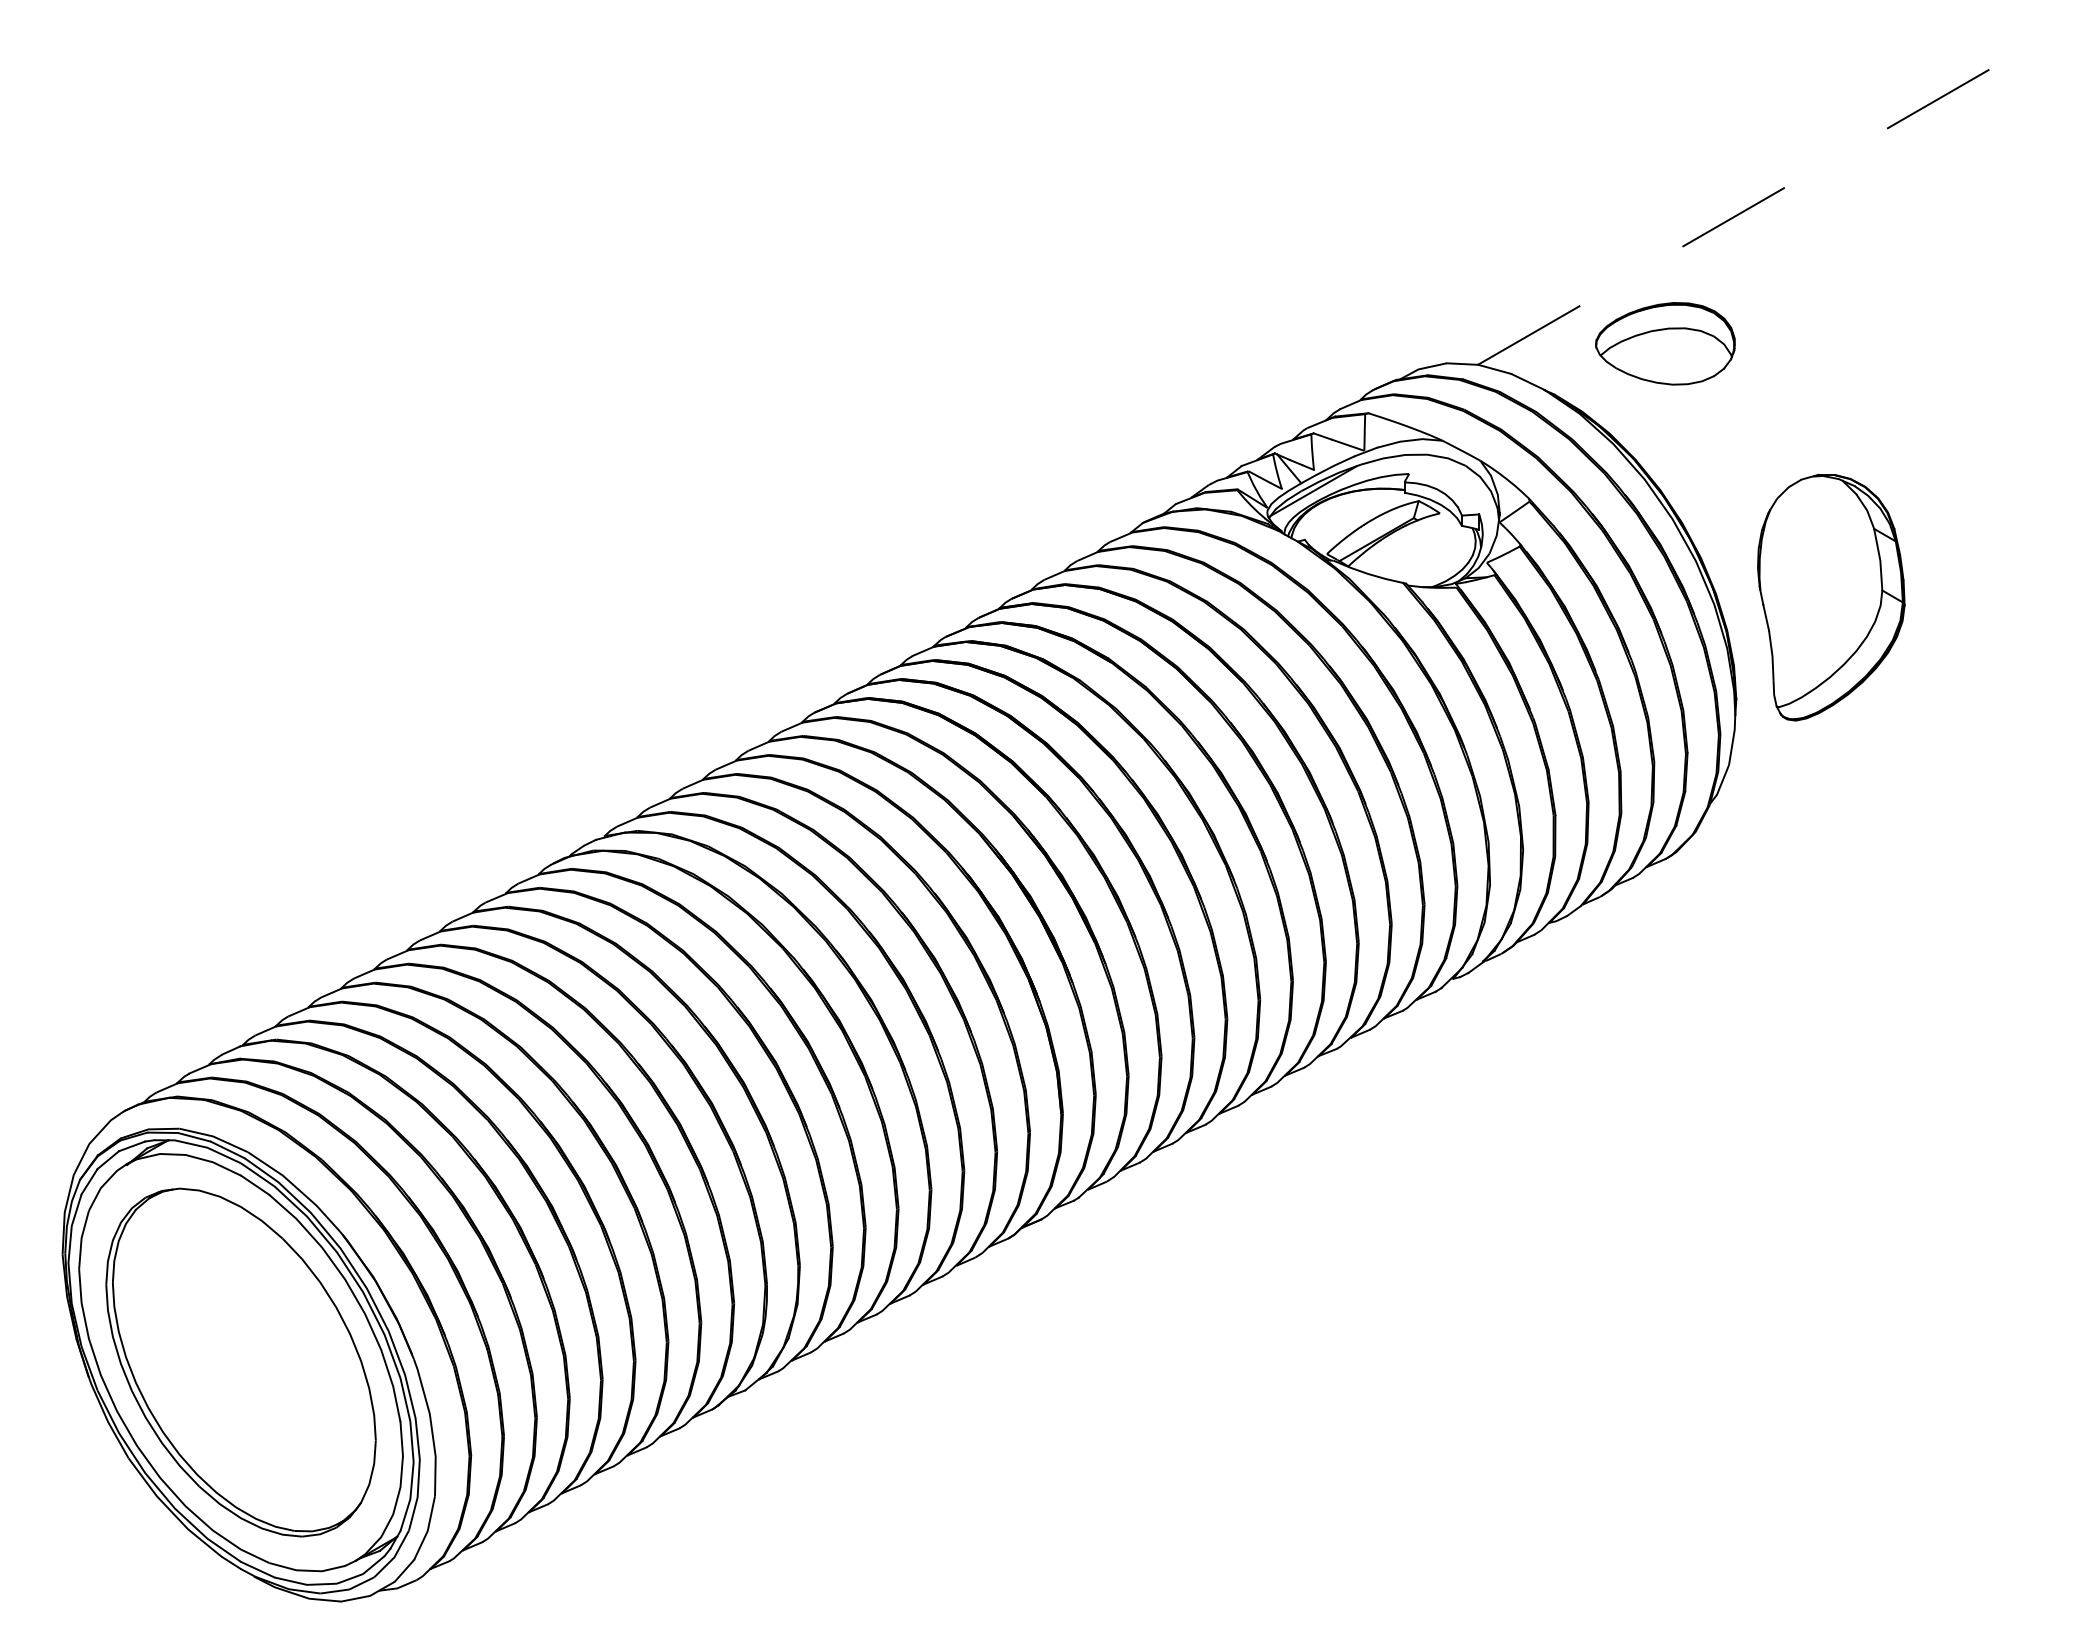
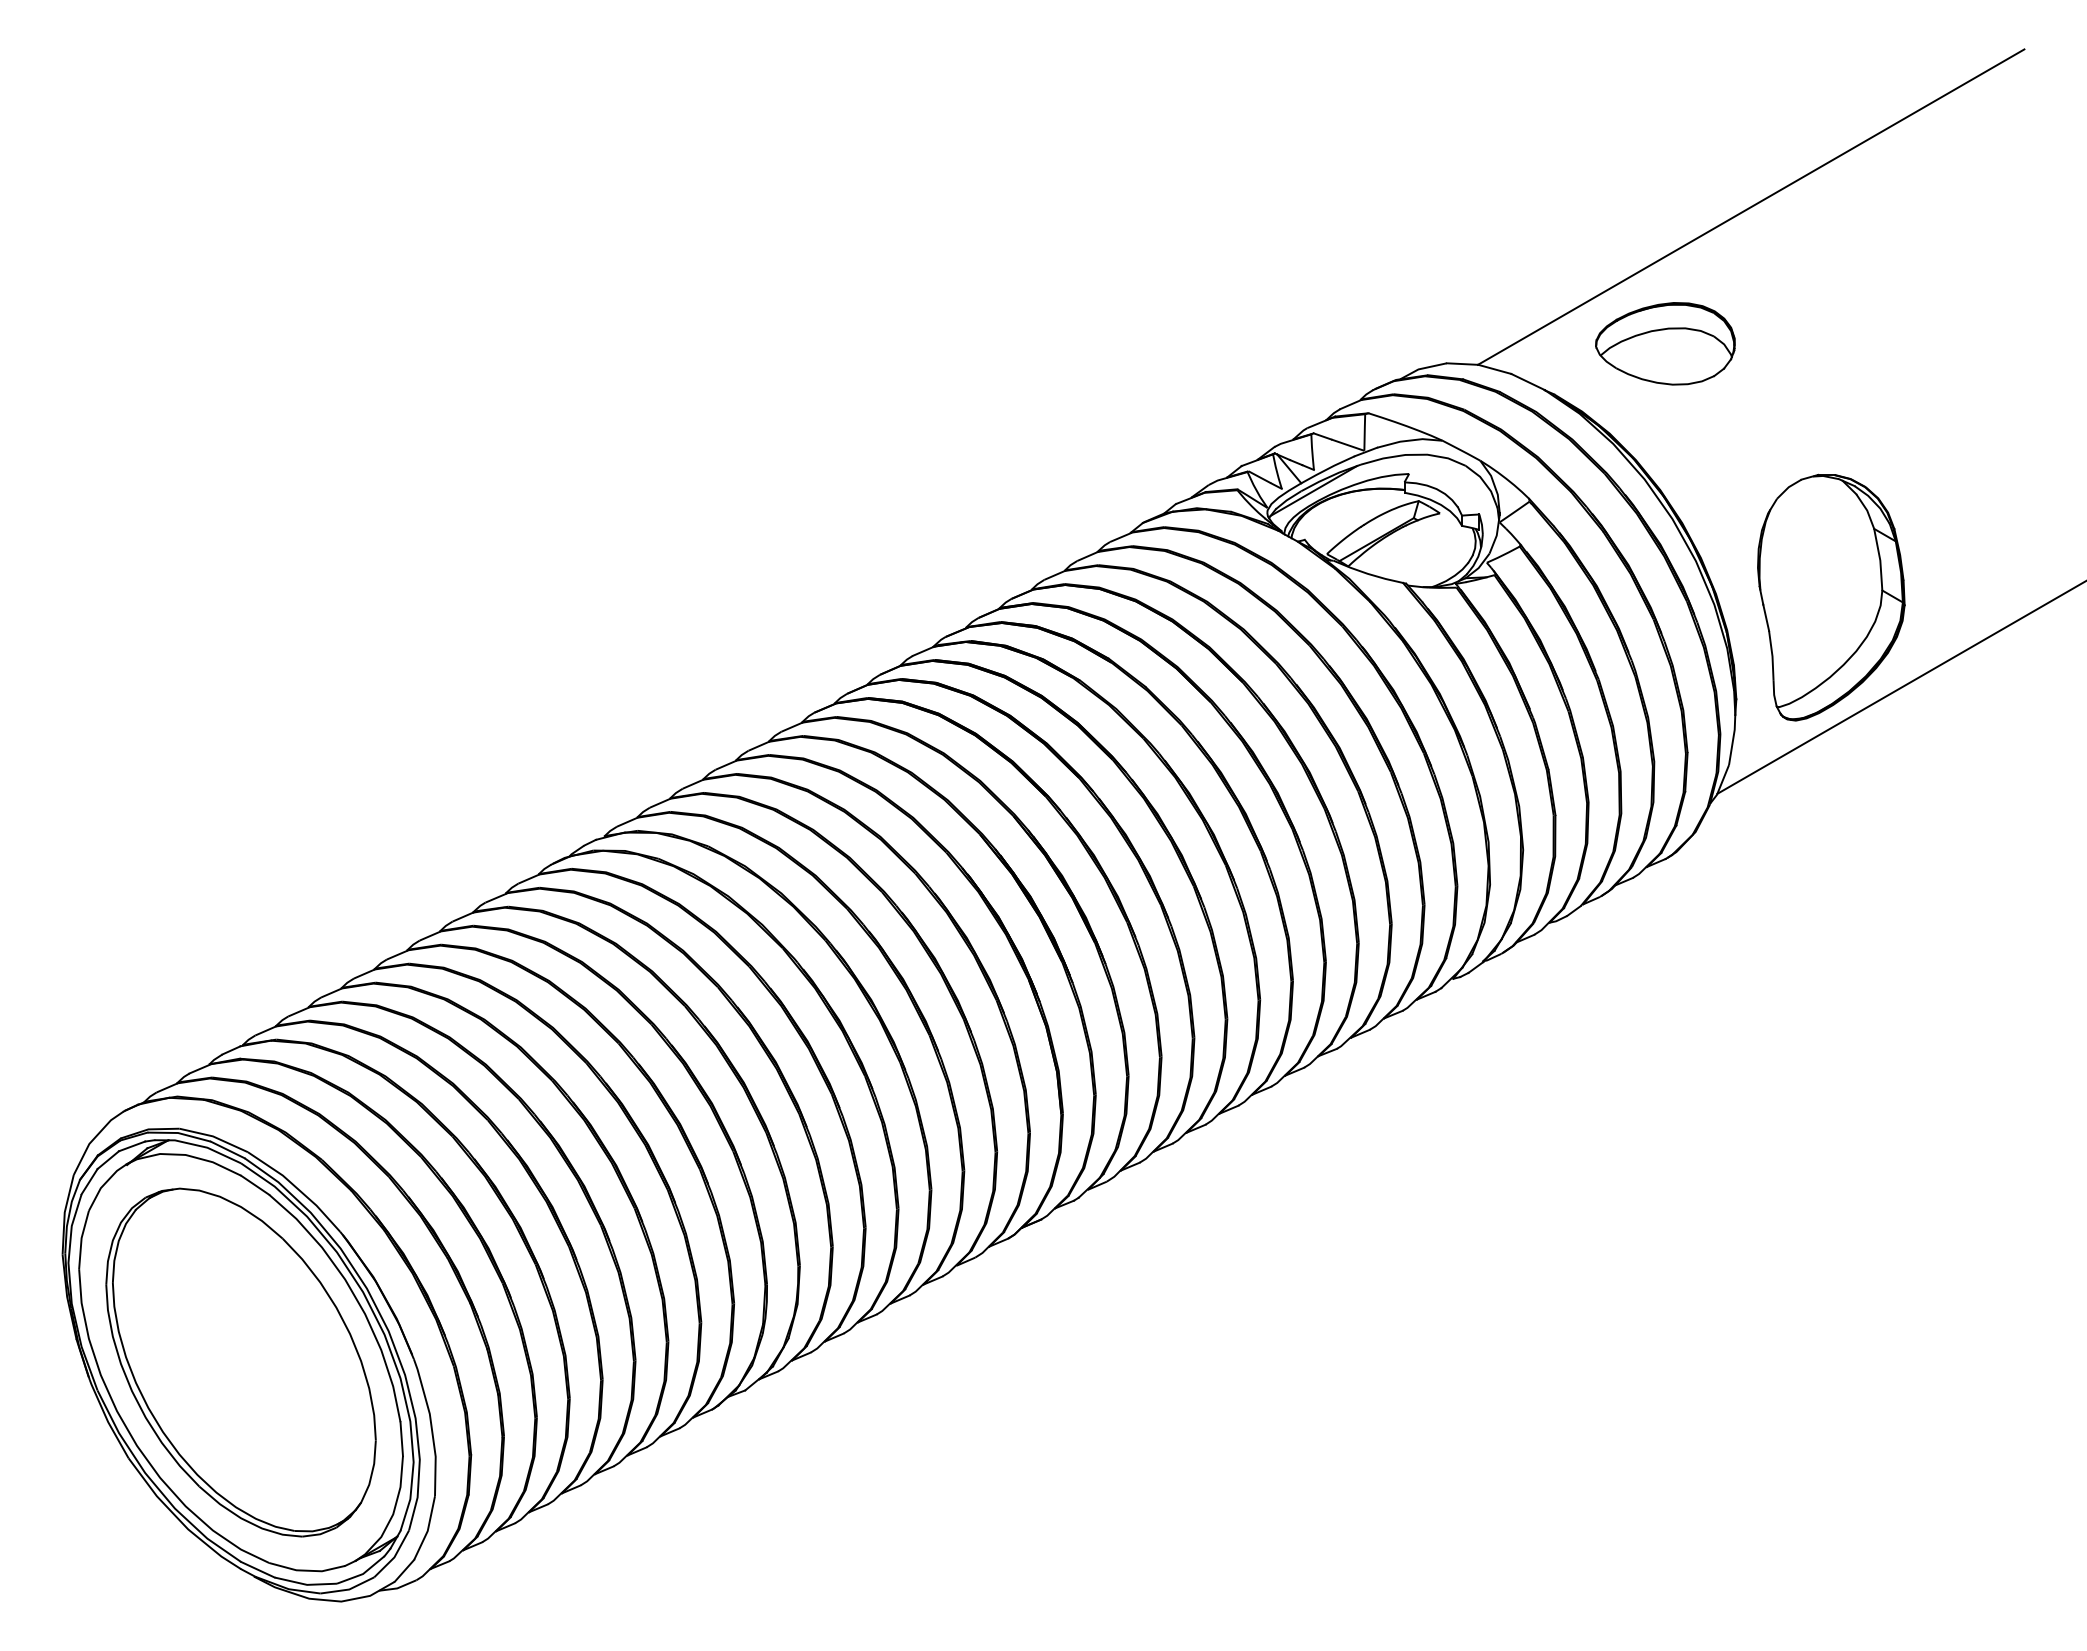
line: dashed -> solid (1751, 206)
line: none -> present (1900, 687)
